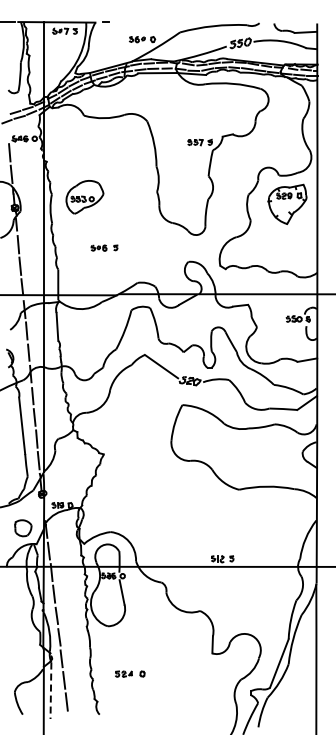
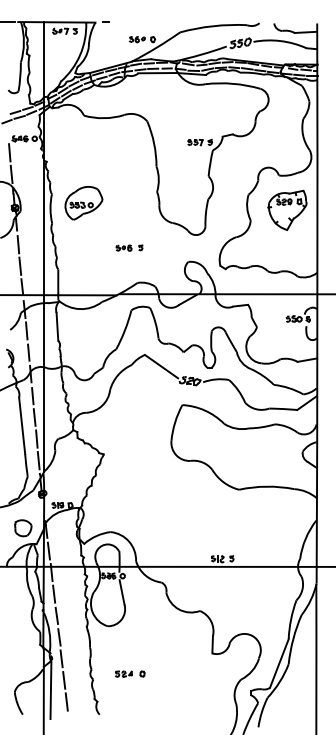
part position: (84, 197) -> (83, 203) (83, 203)
part position: (287, 203) -> (287, 209) (287, 209)
part position: (104, 247) -> (129, 247) (129, 247)
line: dashed -> solid (50, 691)
